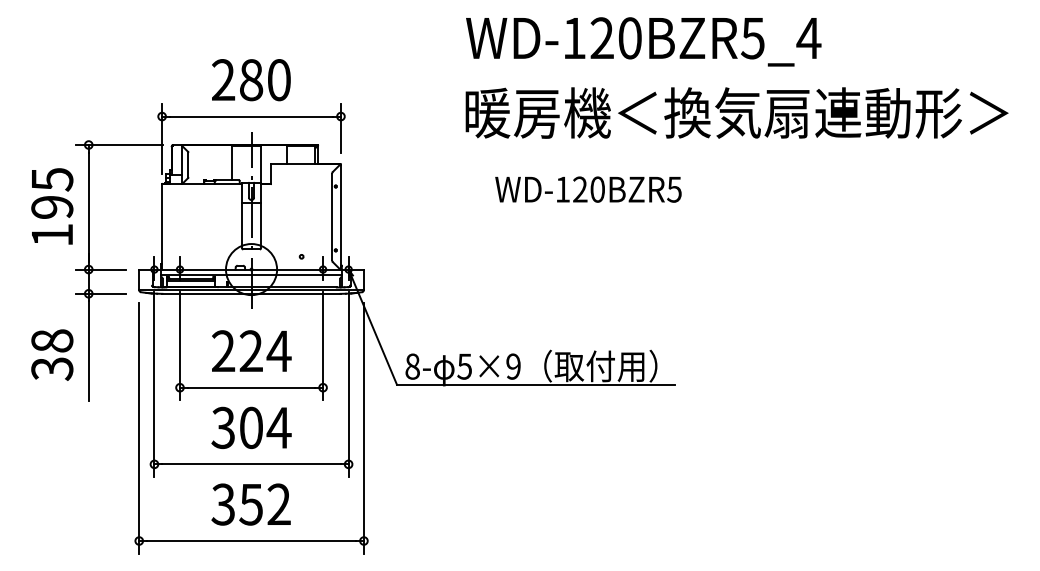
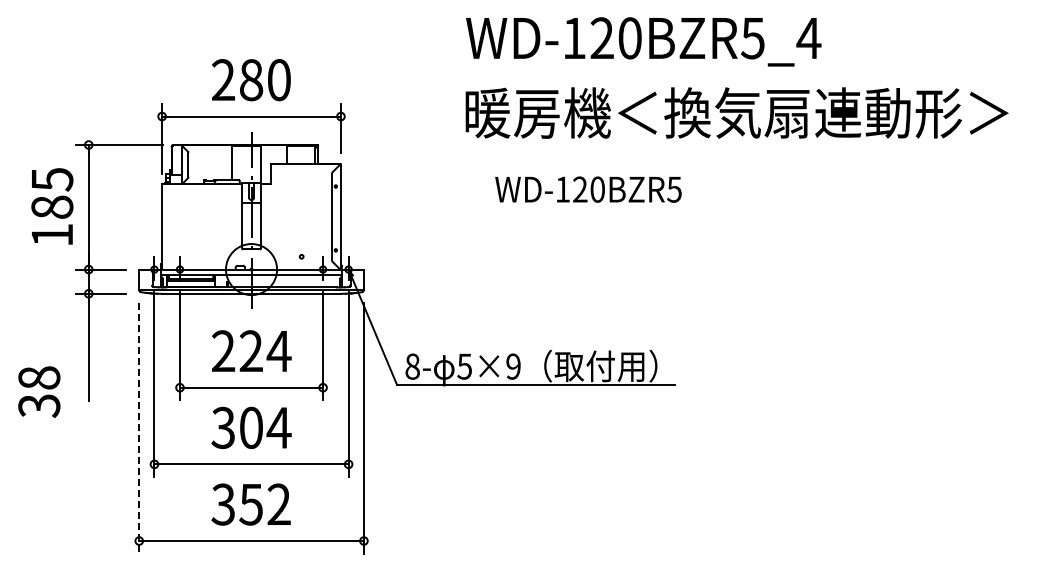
text: 195 -> 185 (52, 206)
text position: (52, 354) -> (39, 391) (39, 391)
line: solid -> dashed (139, 429)
